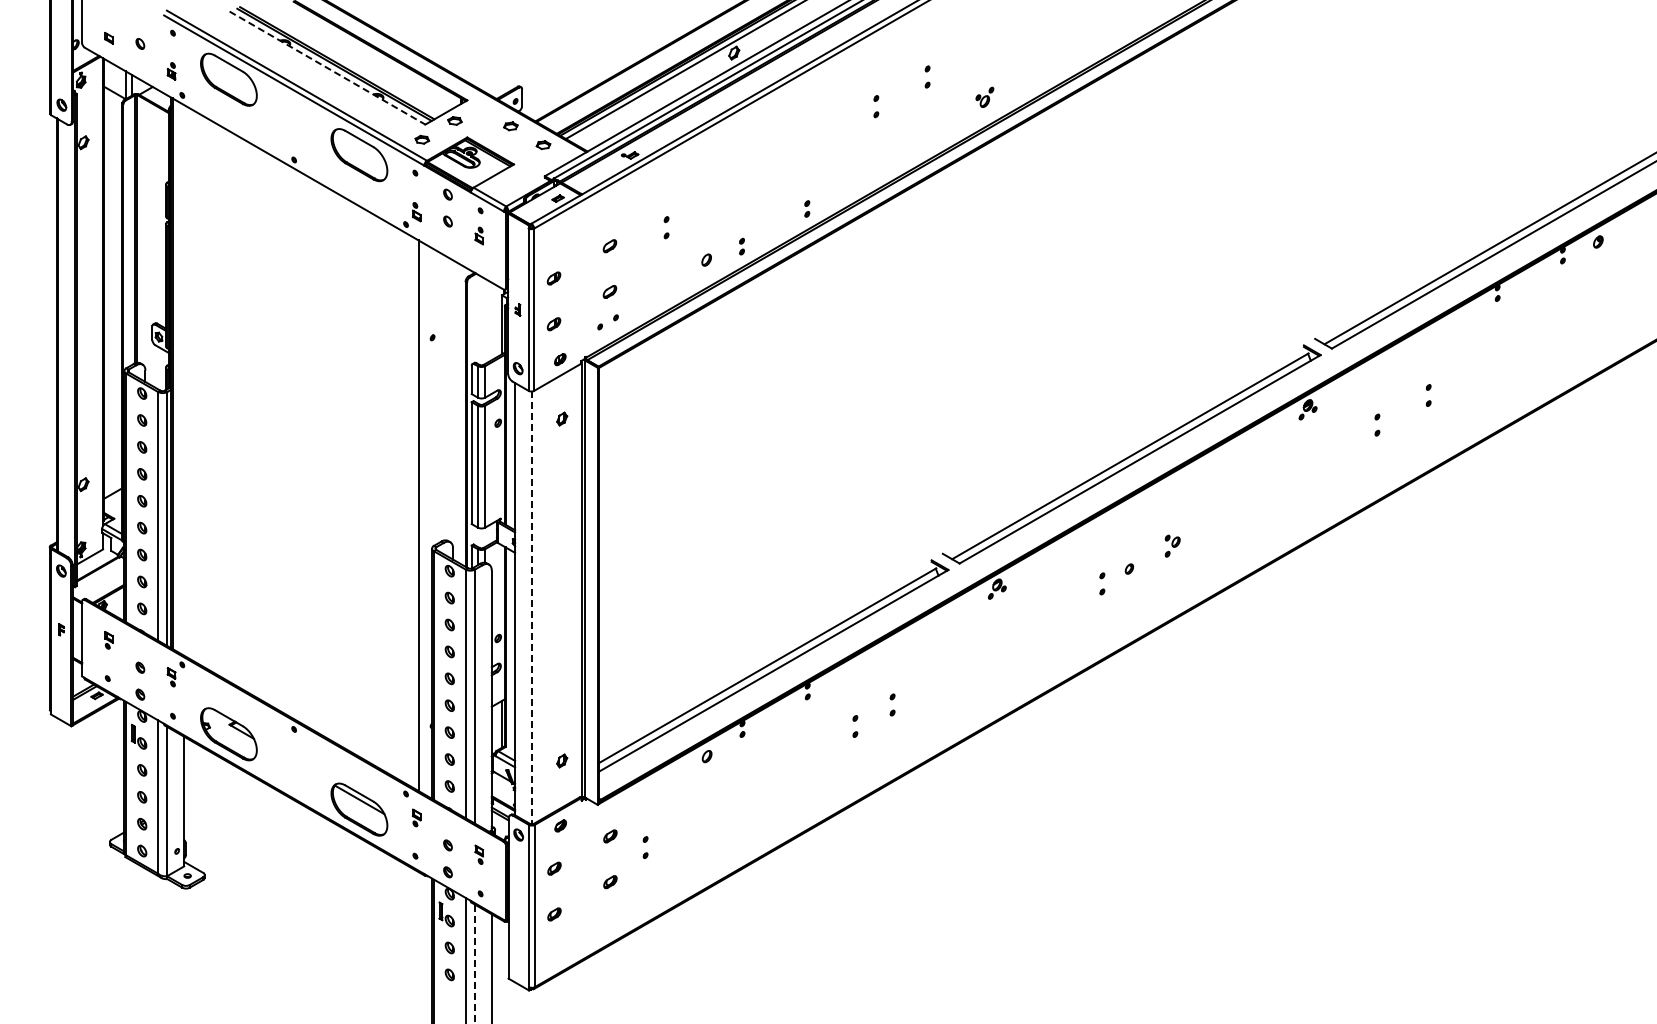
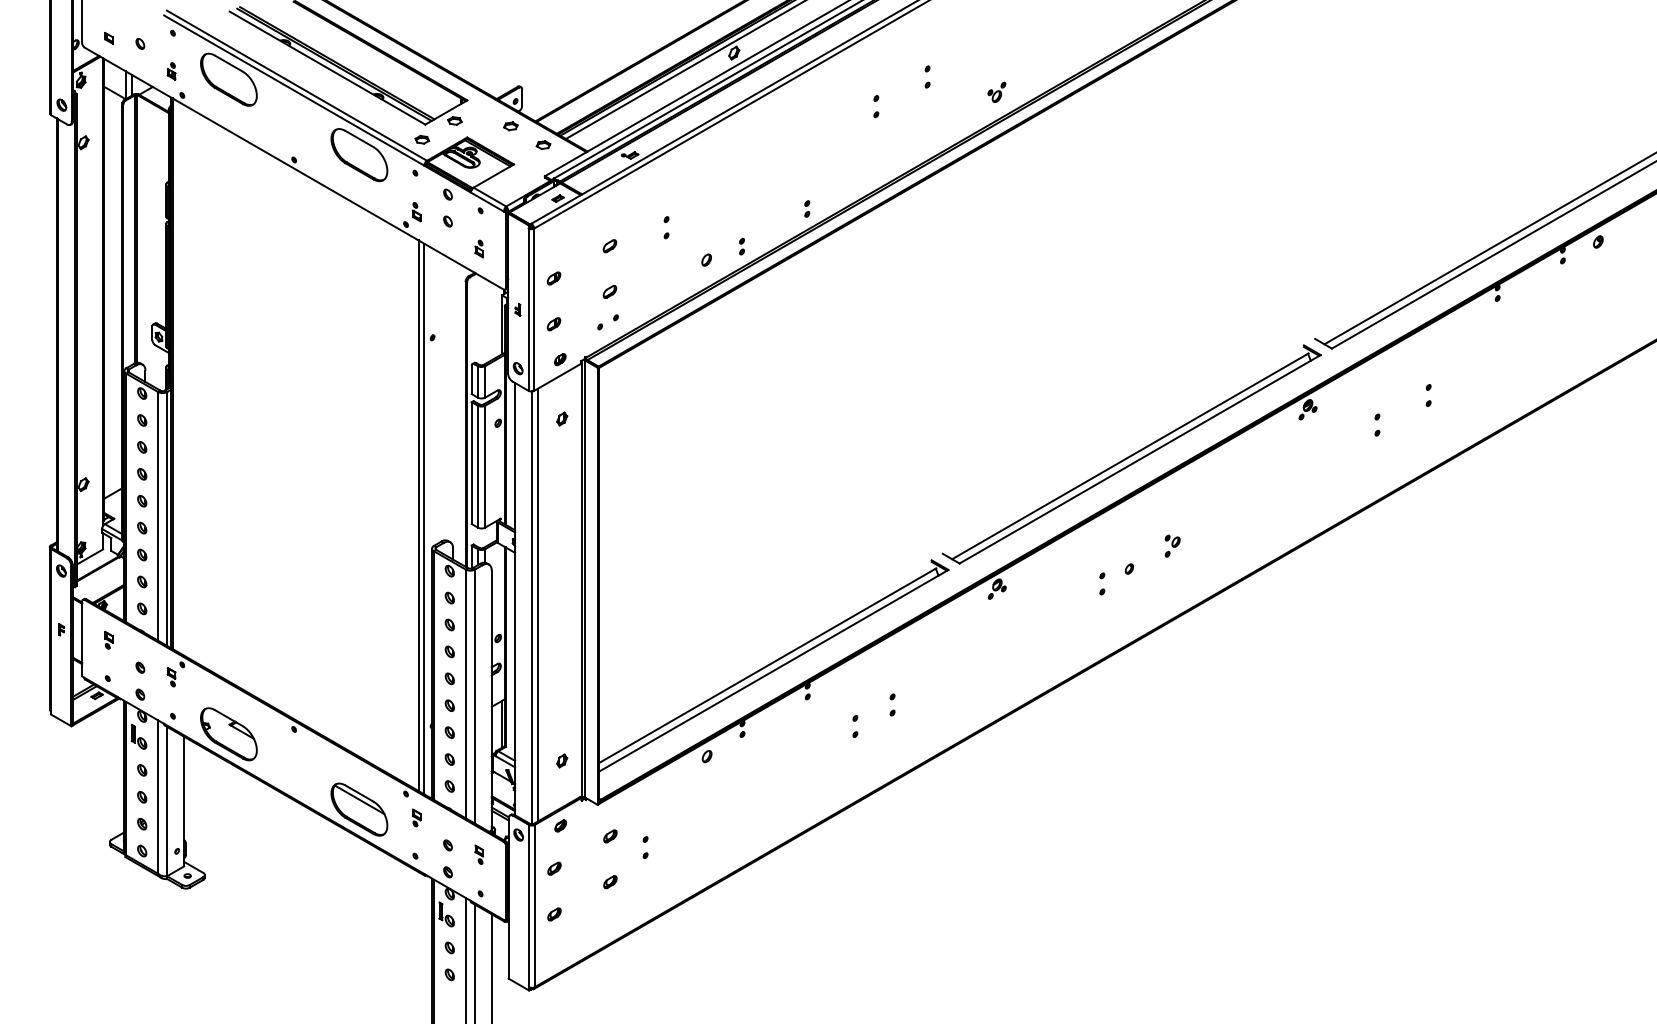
line: dashed -> solid (327, 68)
part position: (984, 96) -> (996, 91) (996, 91)
part position: (478, 235) -> (478, 248) (478, 248)
line: none -> present (424, 518)
line: none -> present (537, 604)
line: dashed -> solid (532, 608)
line: dashed -> solid (475, 964)
